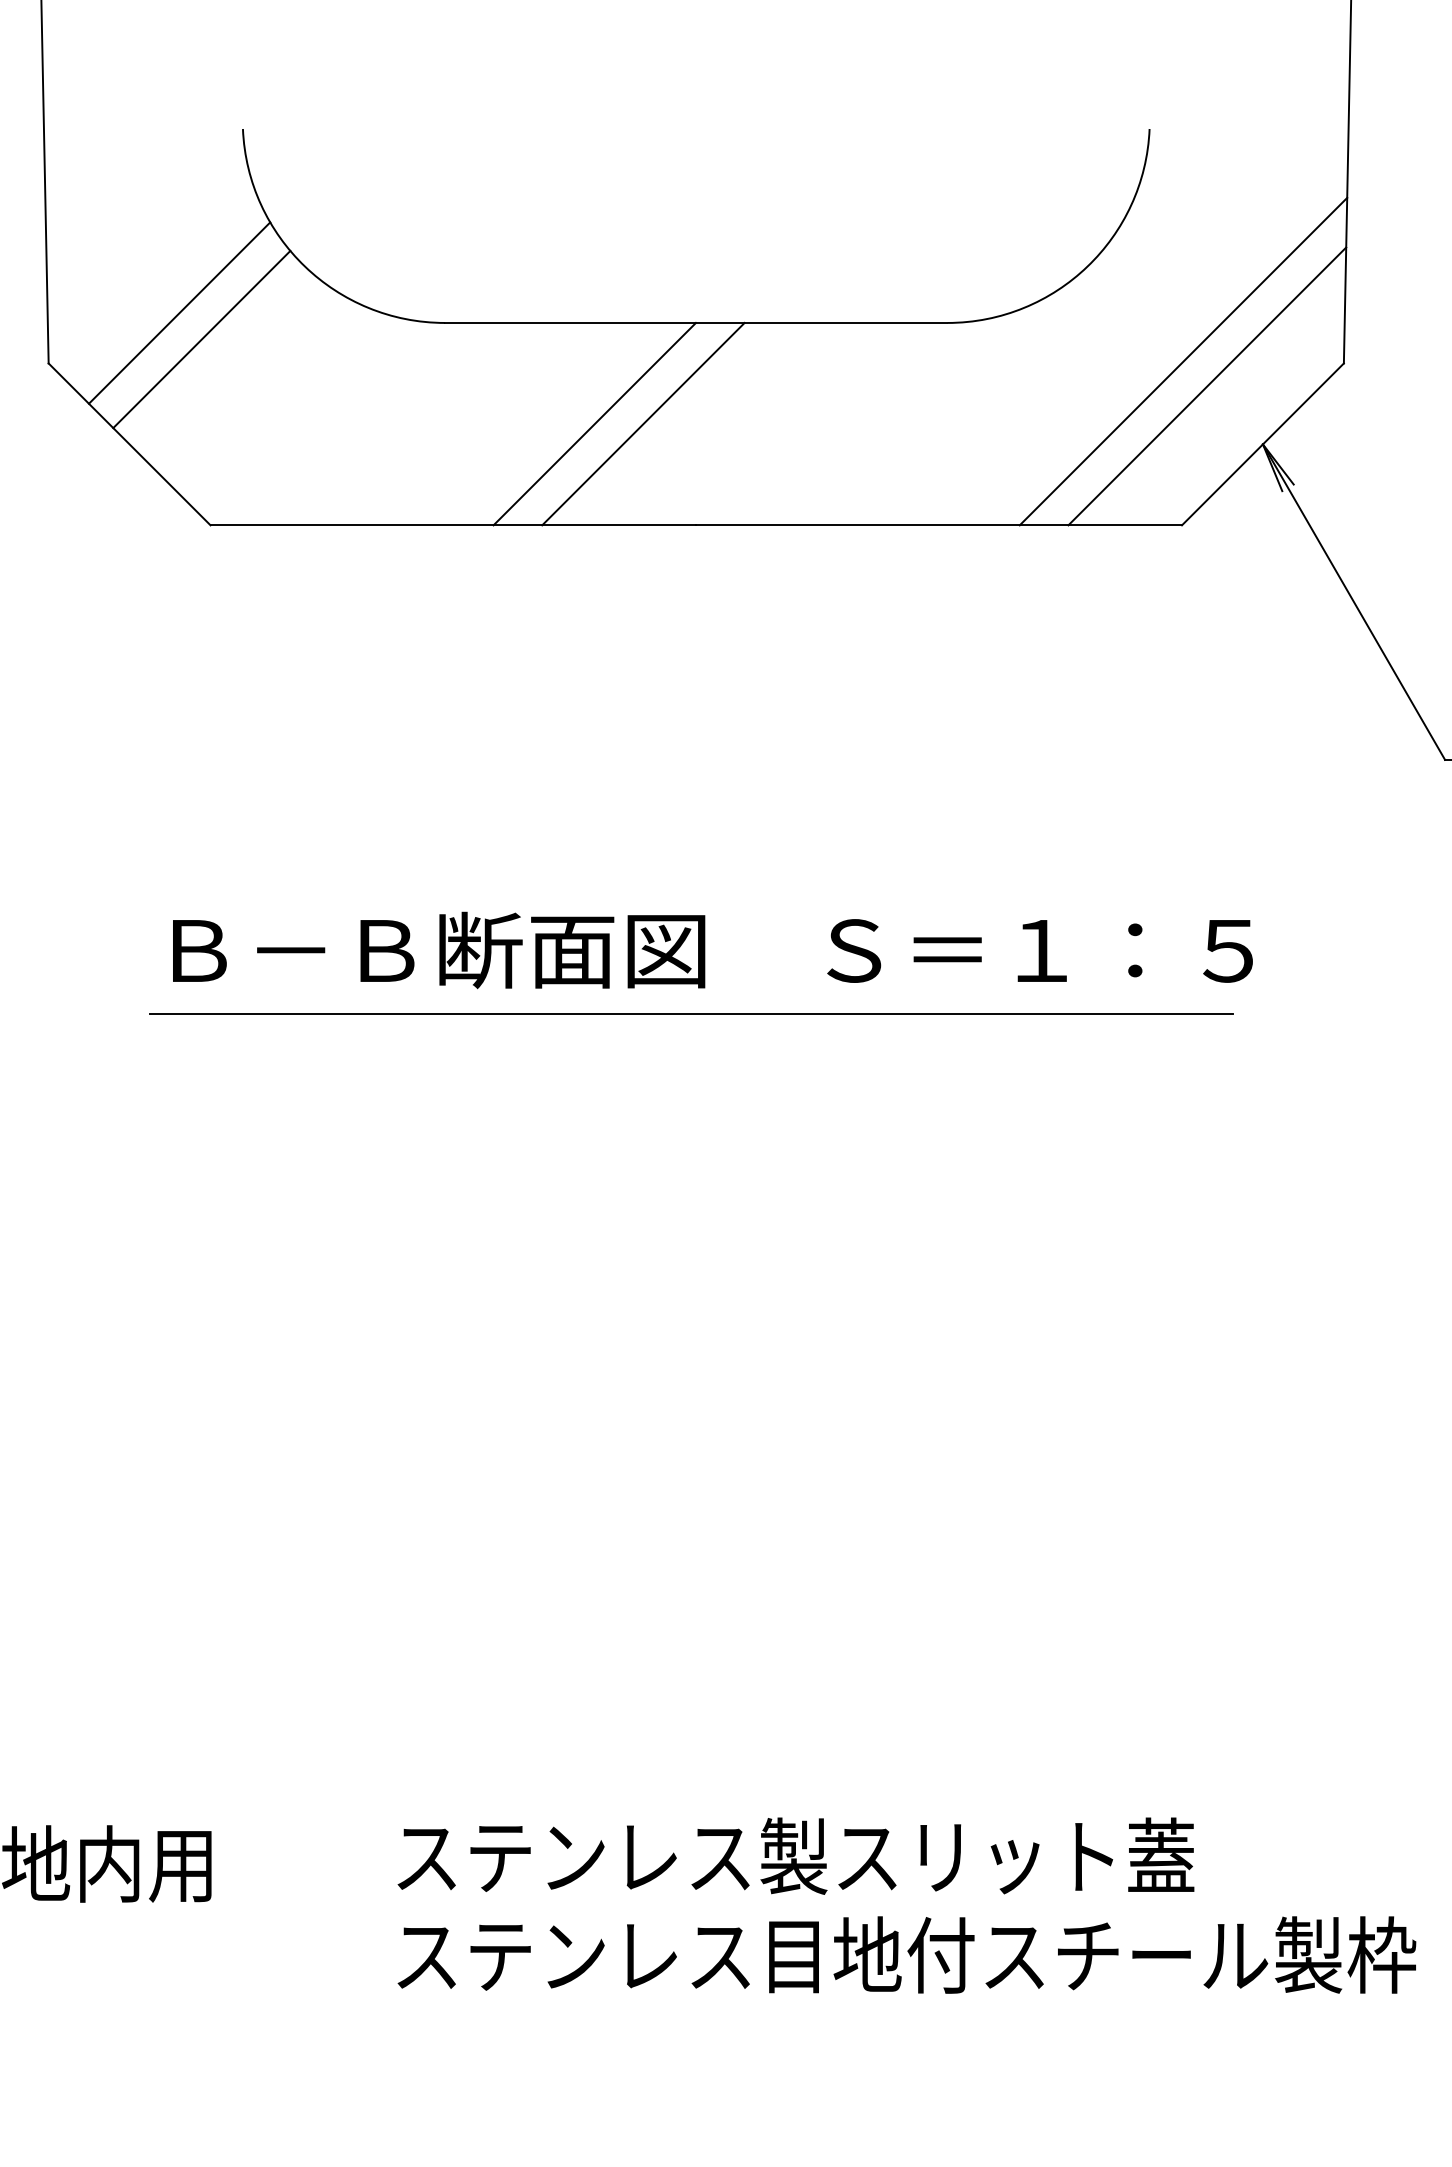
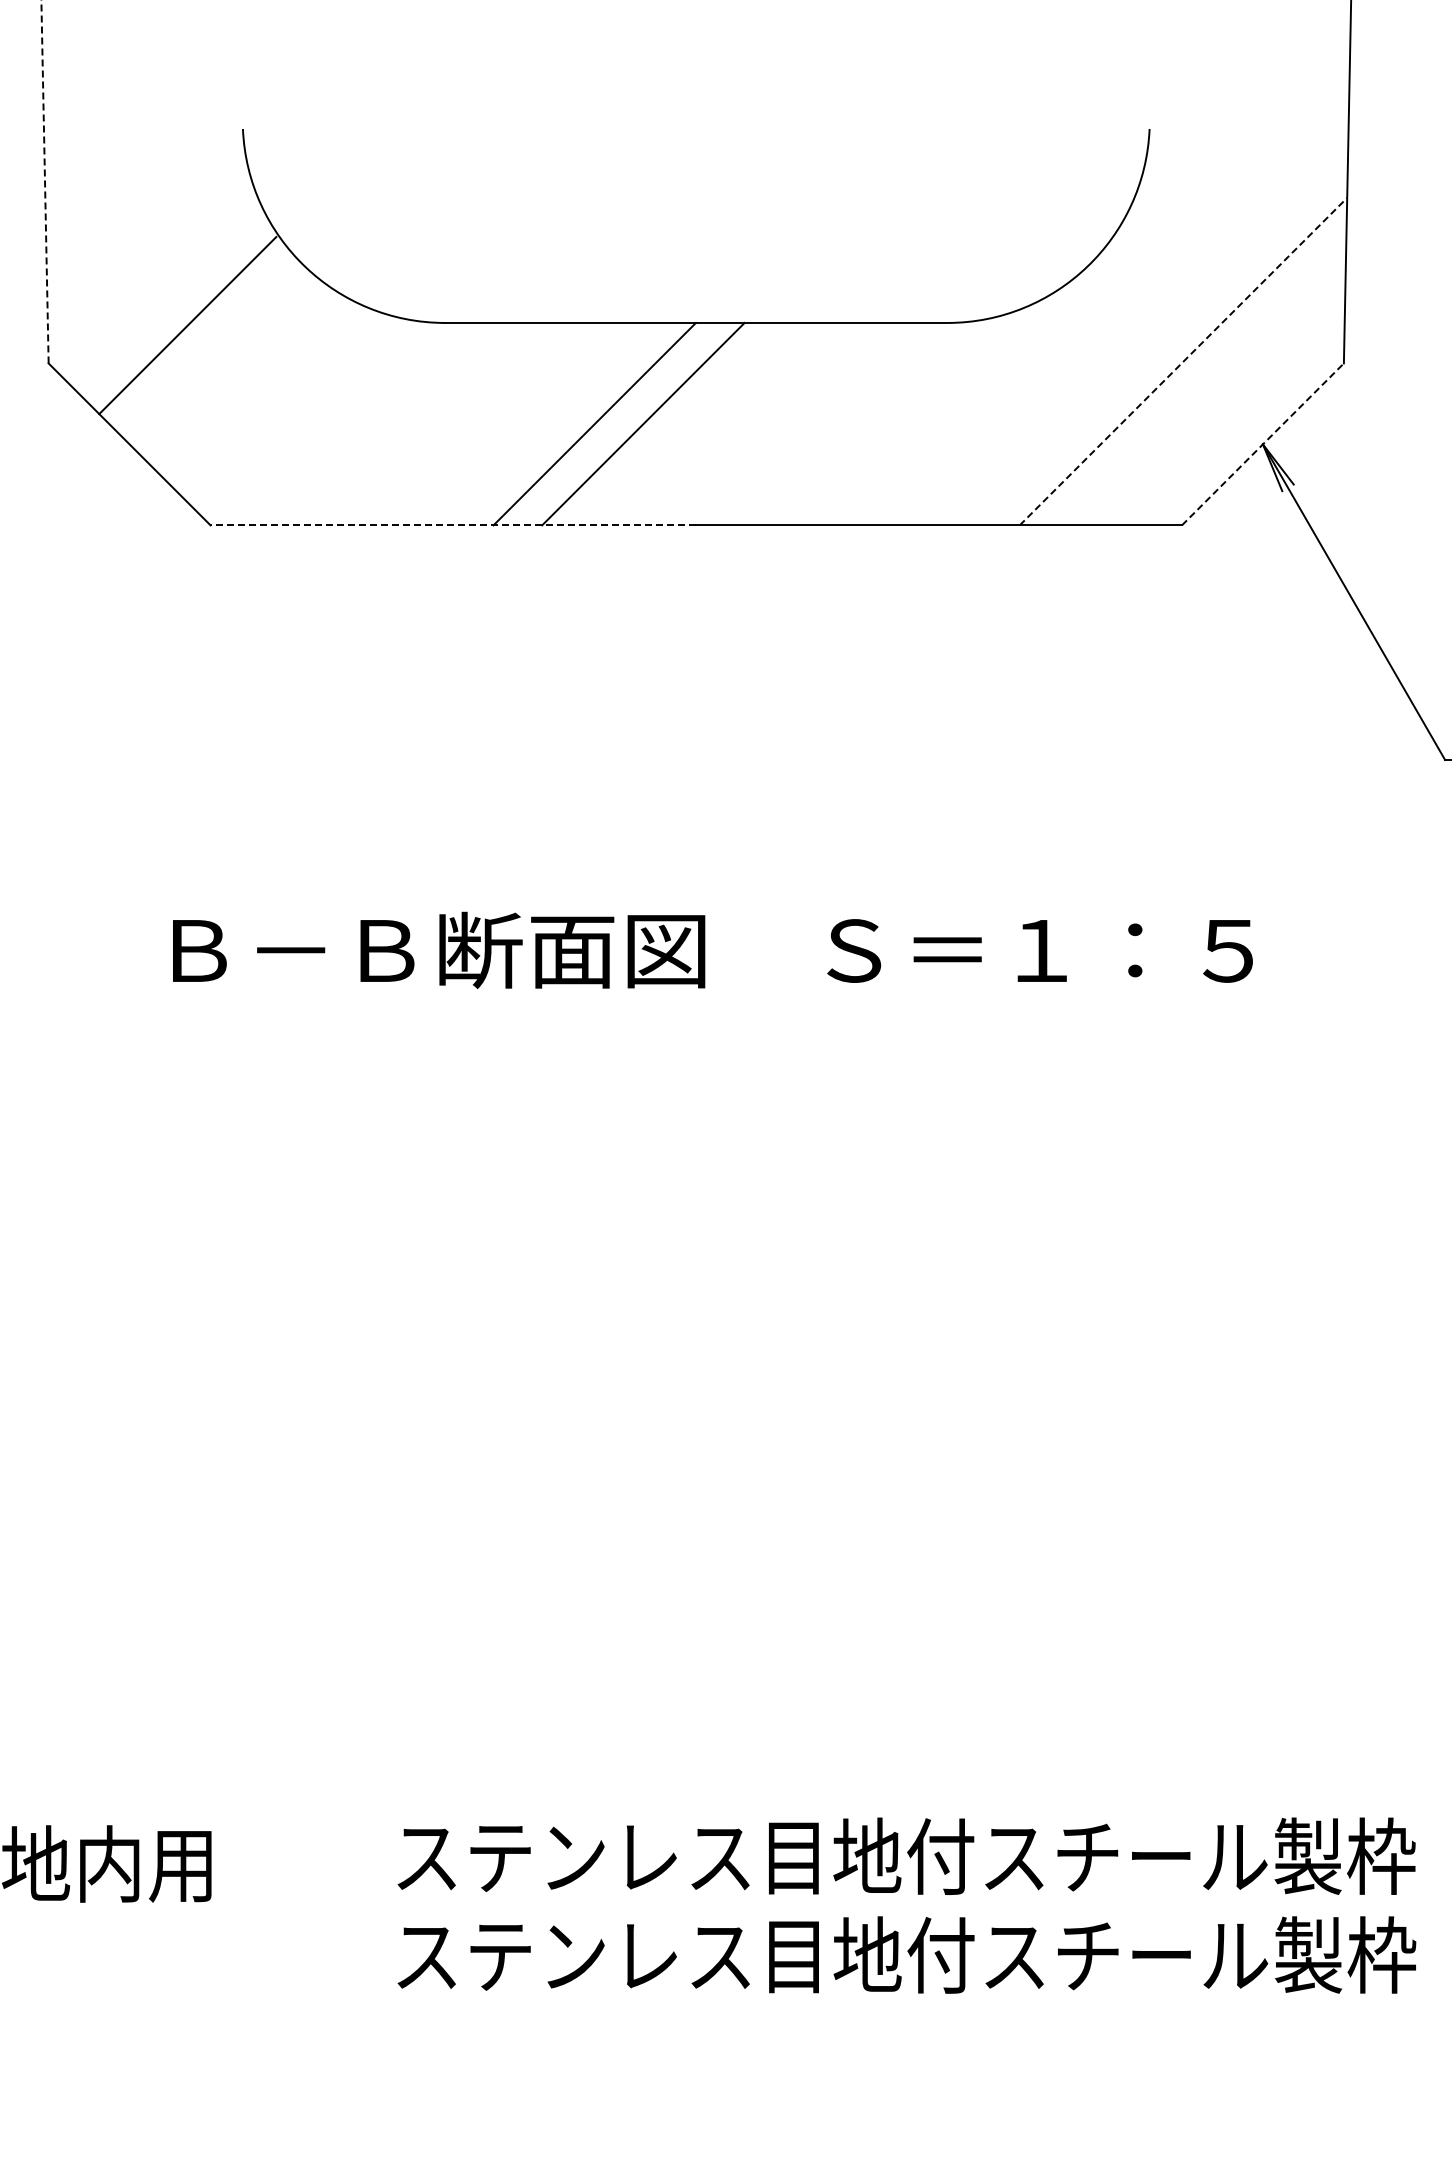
line: solid -> dashed (45, 181)
line: present -> none (179, 312)
line position: (201, 339) -> (187, 325) (187, 325)
line: solid -> dashed (1183, 361)
line: present -> none (1207, 386)
line: solid -> dashed (1263, 444)
line: solid -> dashed (453, 525)
line: present -> none (691, 1013)
text: ステンレス製スリット蓋 -> ステンレス目地付スチール製枠 (1087, 1855)
